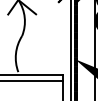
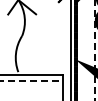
line: solid -> dashed (95, 50)
line: solid -> dashed (32, 81)
